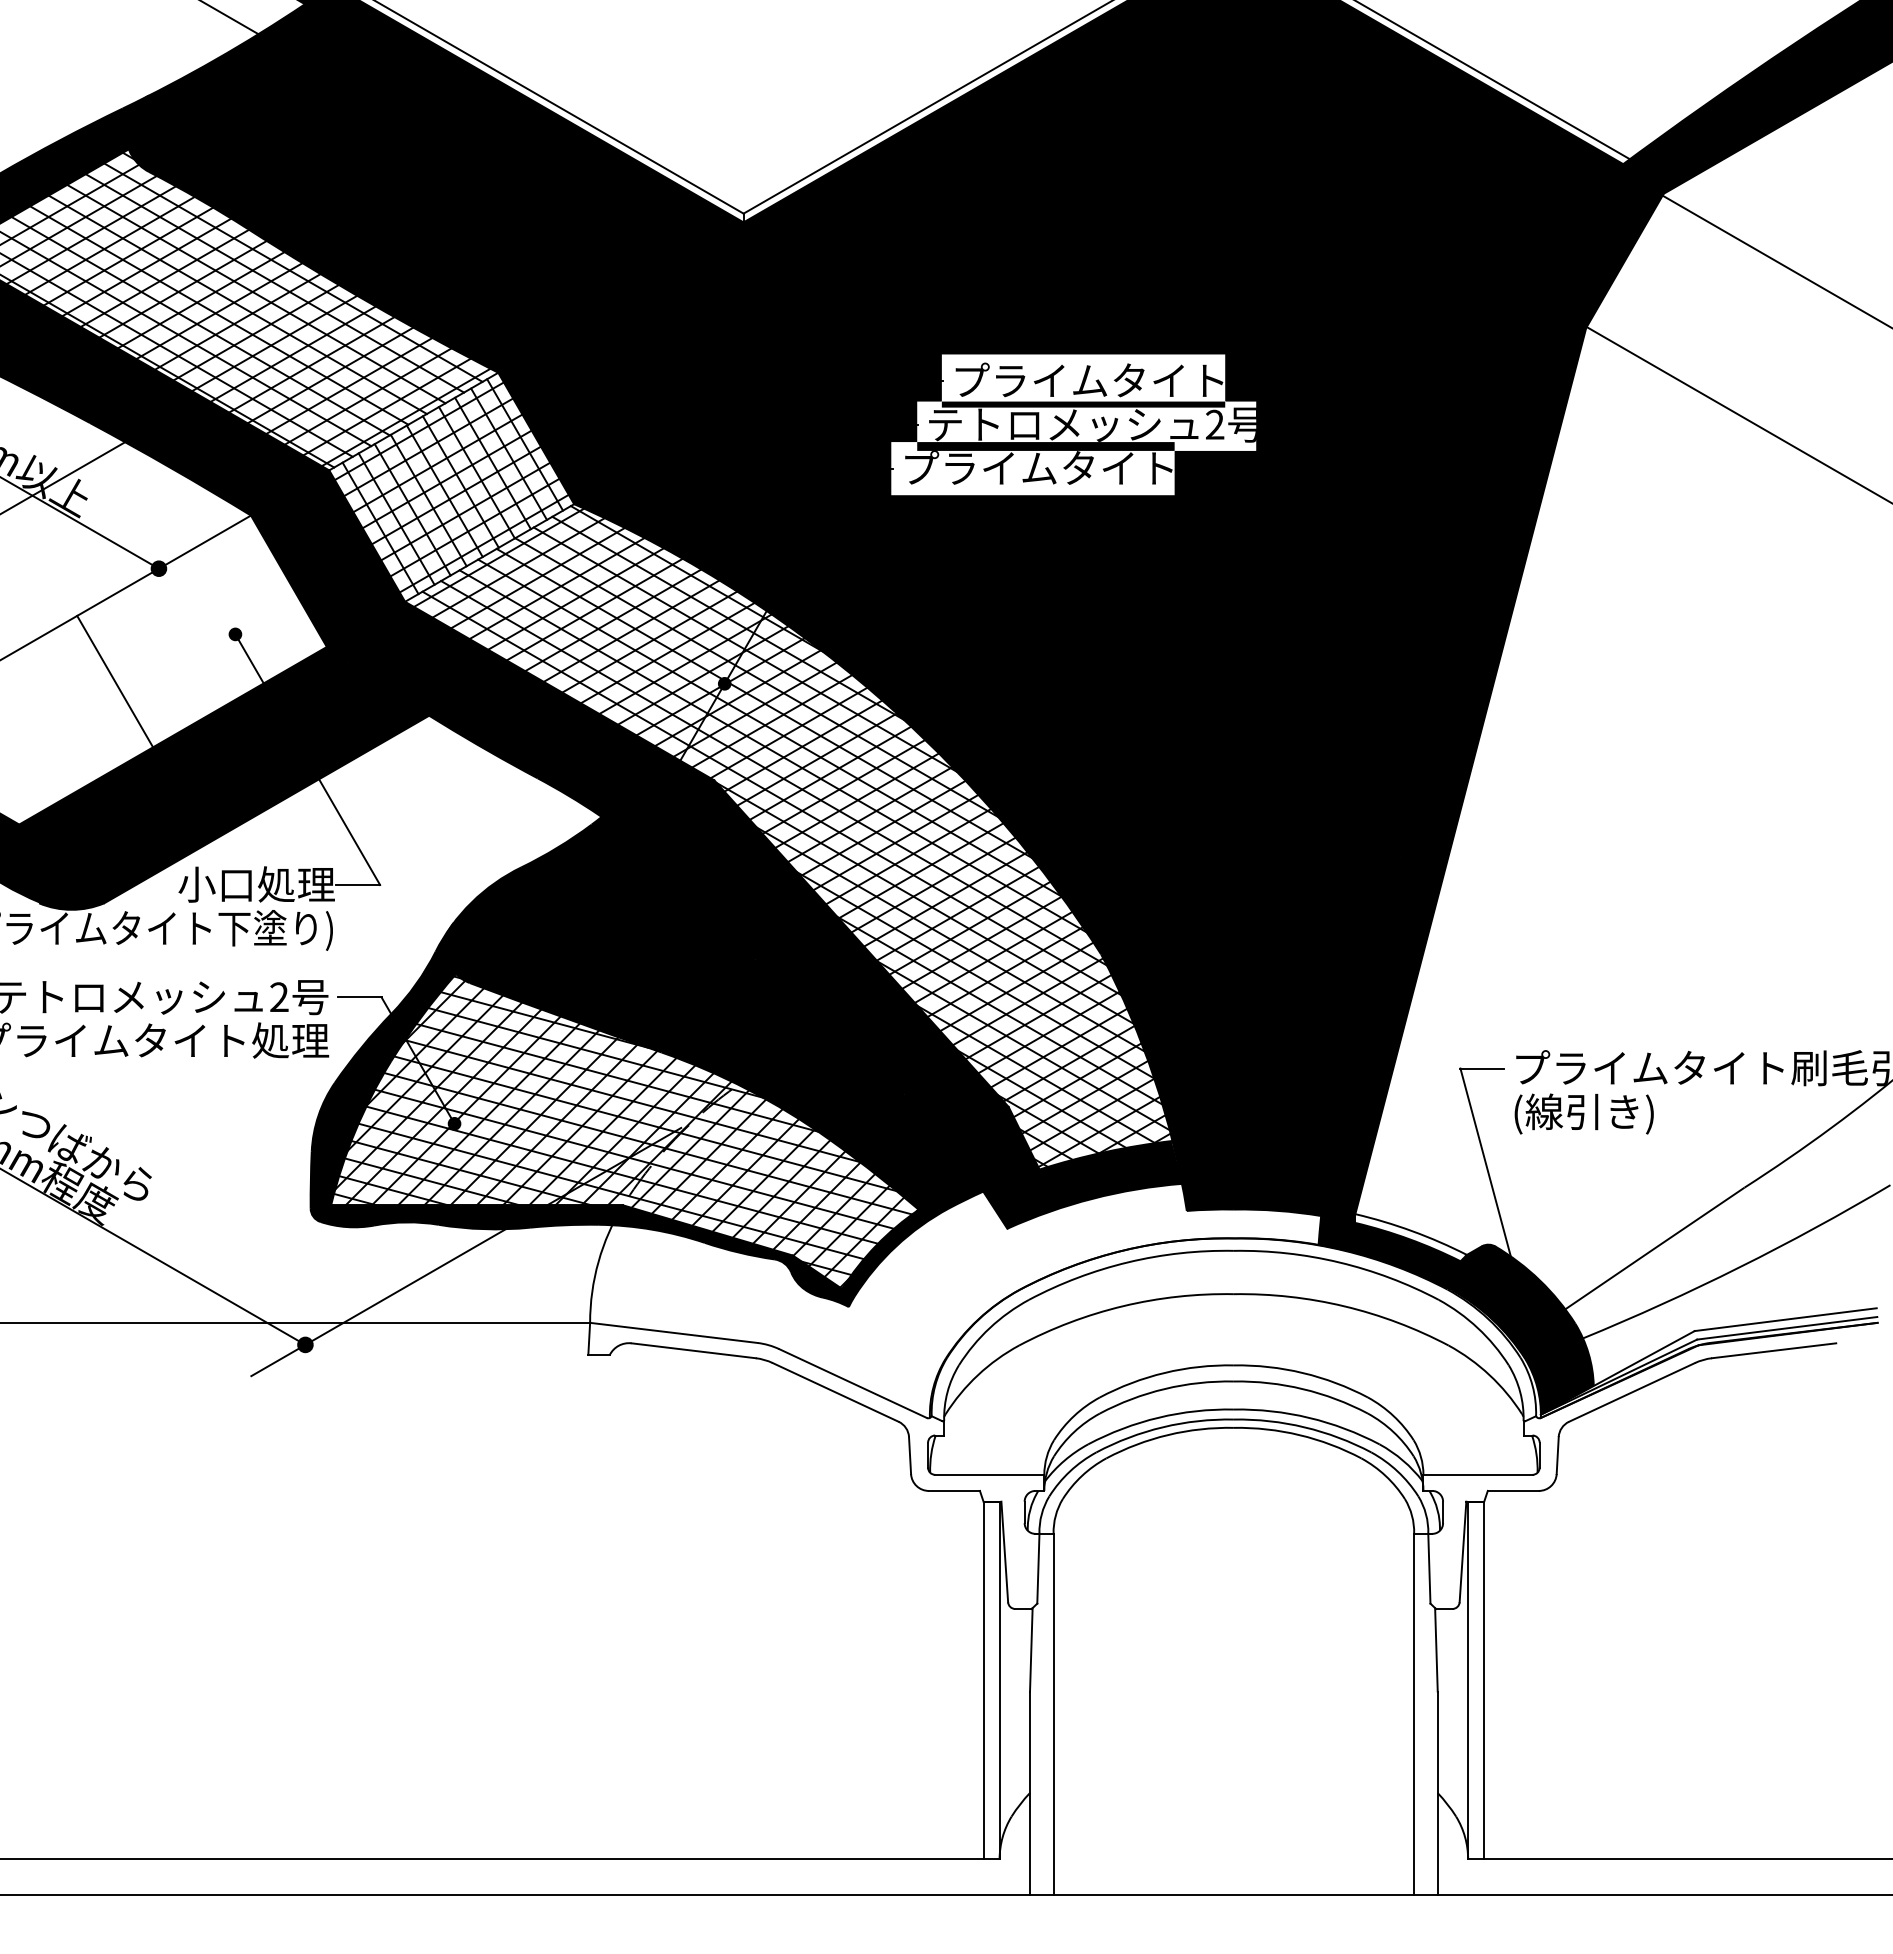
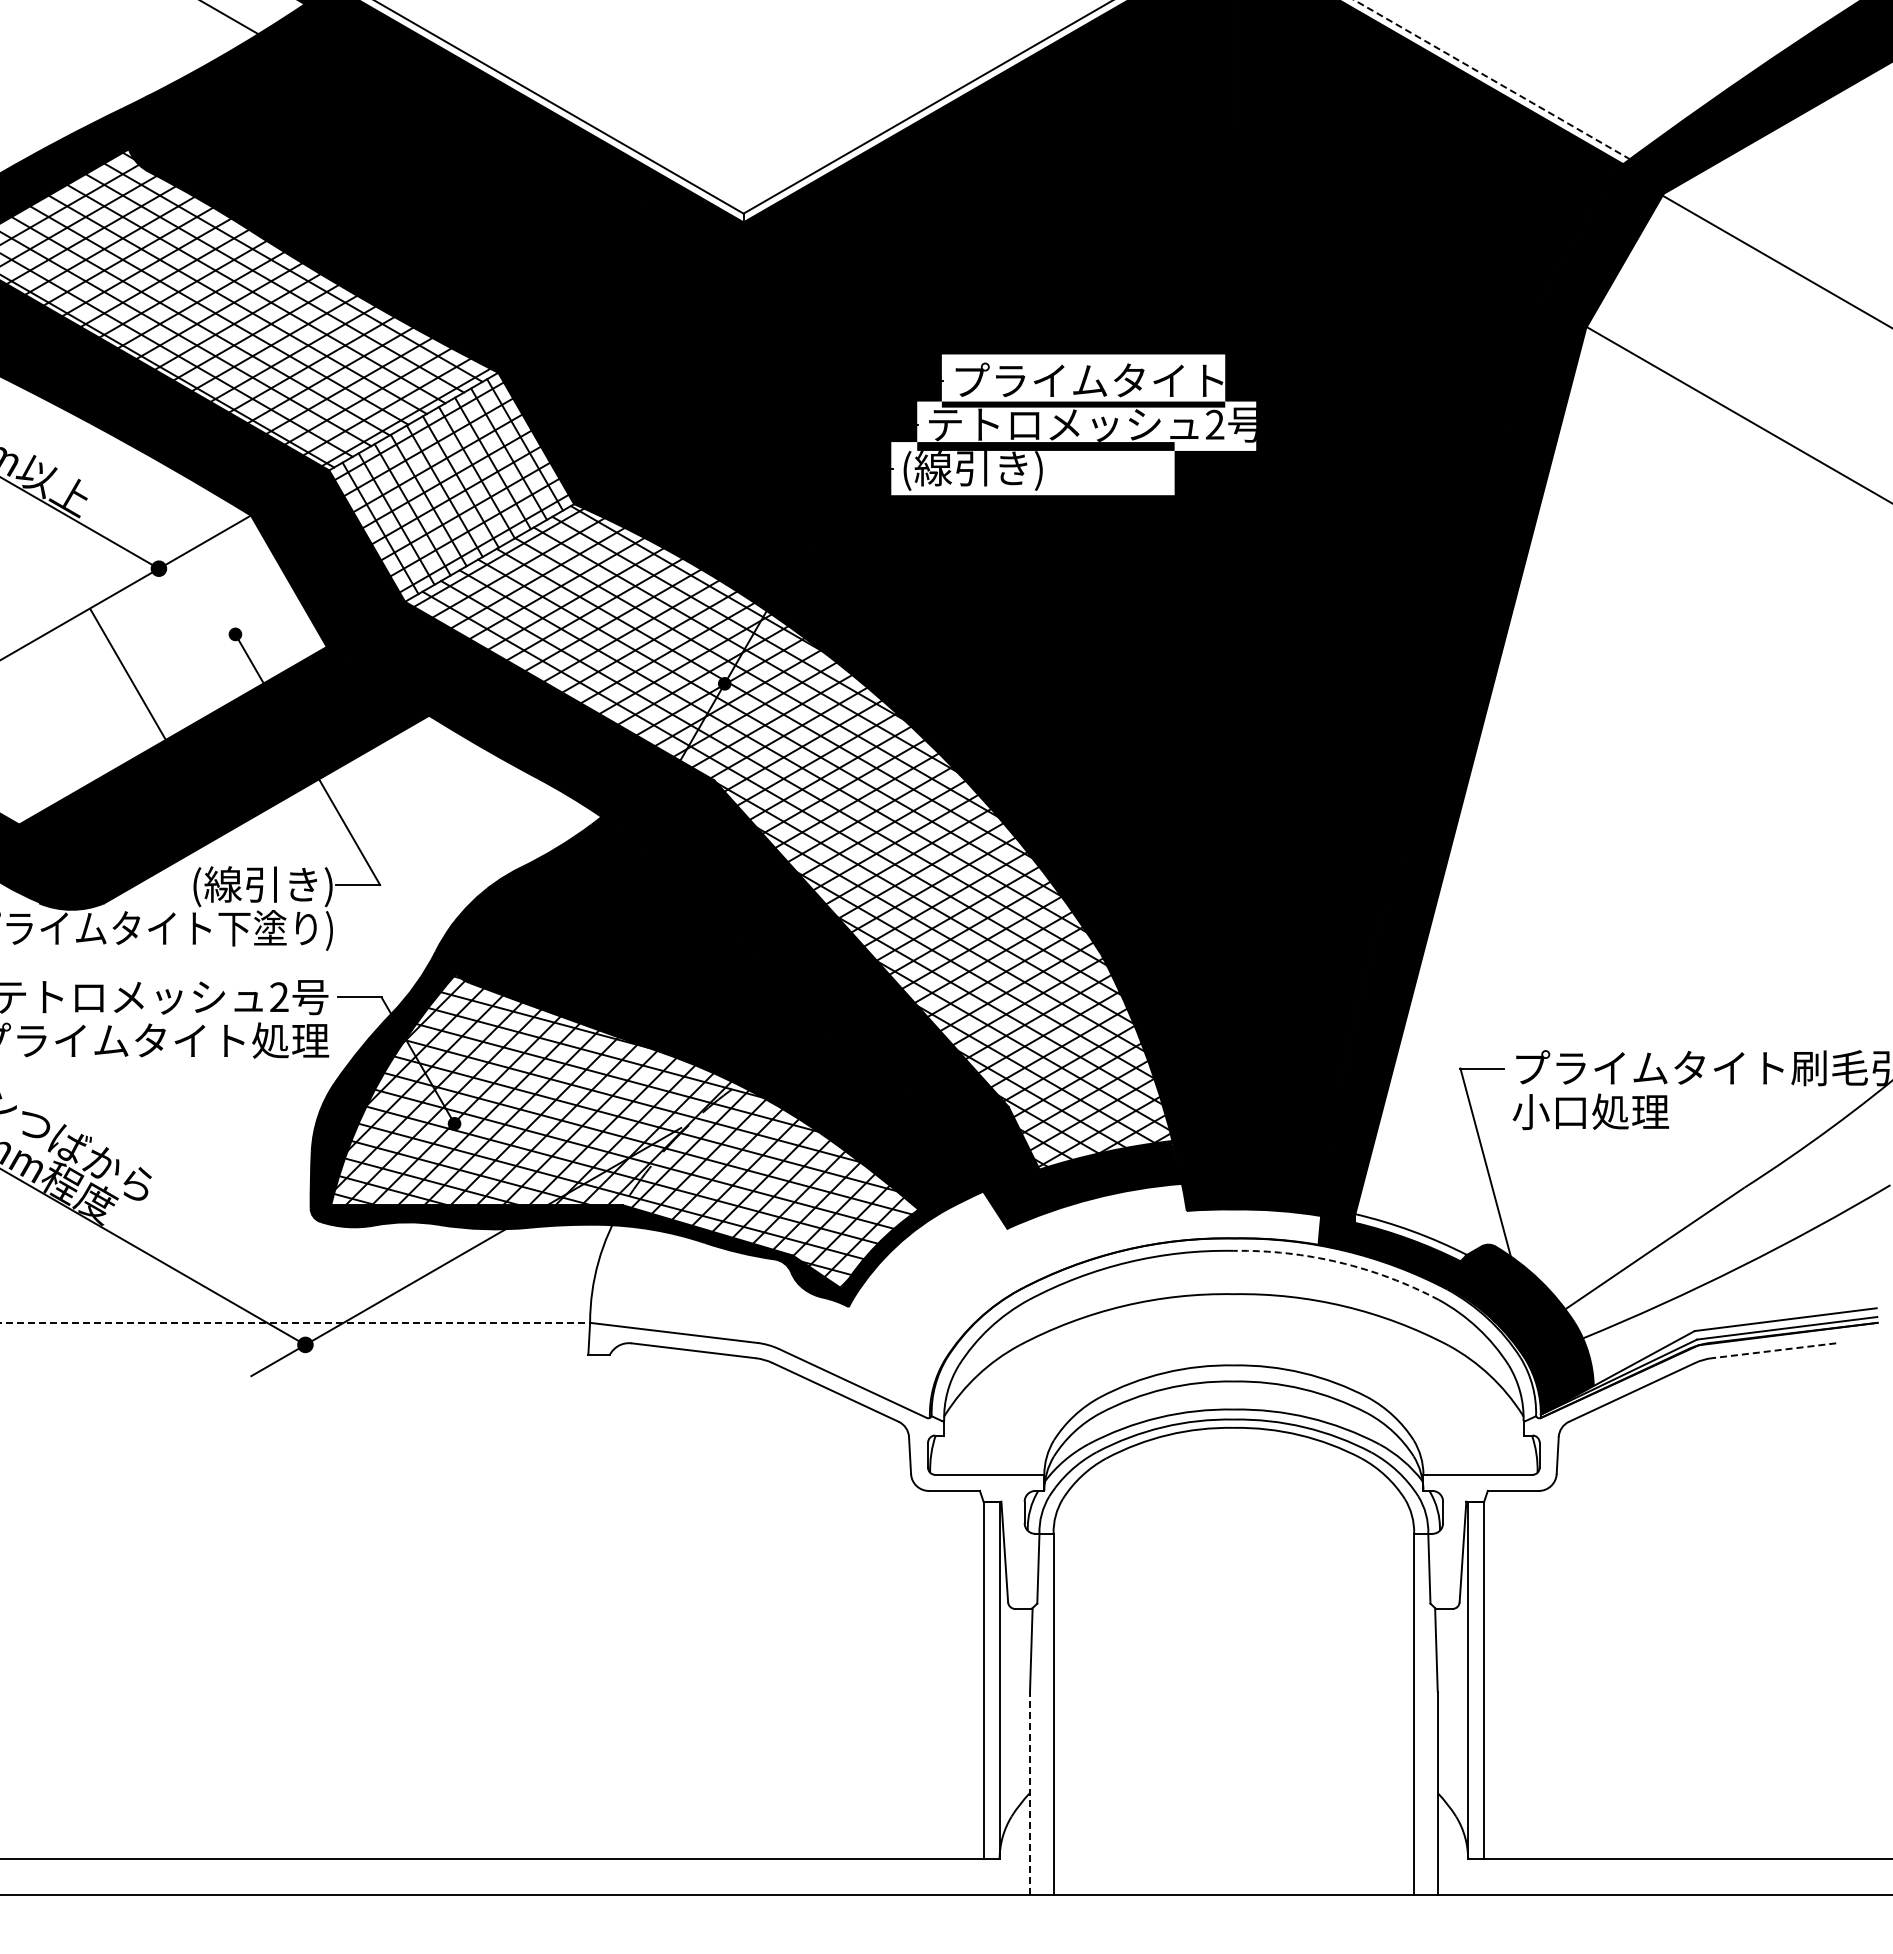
line: solid -> dashed (1492, 79)
text: プライムタイト -> (線引き) (1037, 470)
line: present -> none (63, 477)
line position: (115, 681) -> (128, 674) (128, 674)
text: 小口処理 -> (線引き) (256, 886)
text: (線引き) -> 小口処理 (1590, 1113)
arc: solid -> dashed (1339, 1262)
line: solid -> dashed (295, 1322)
line: solid -> dashed (1774, 1350)
line: solid -> dashed (1030, 1793)
